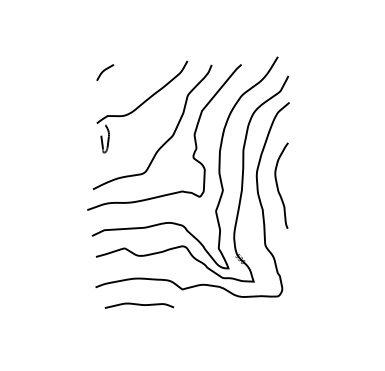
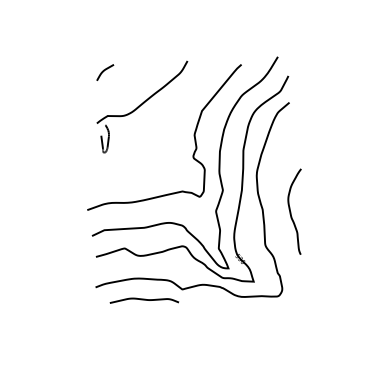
curve: present -> none (166, 140)
curve position: (278, 185) -> (291, 211) (291, 211)
curve position: (139, 305) -> (144, 300) (144, 300)
